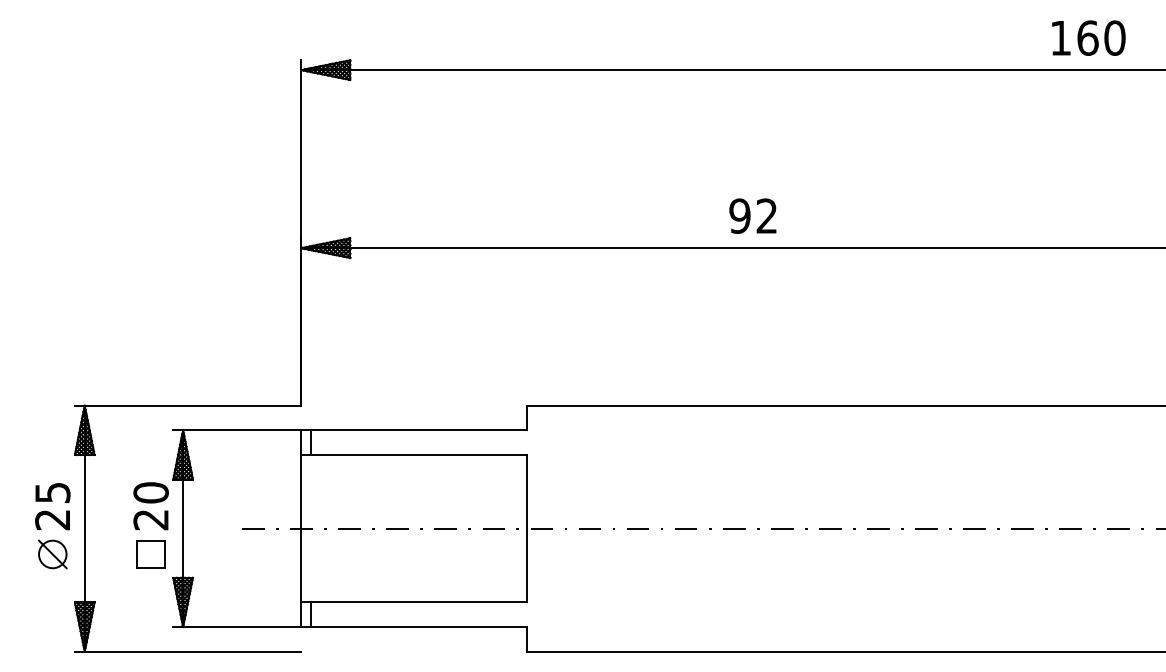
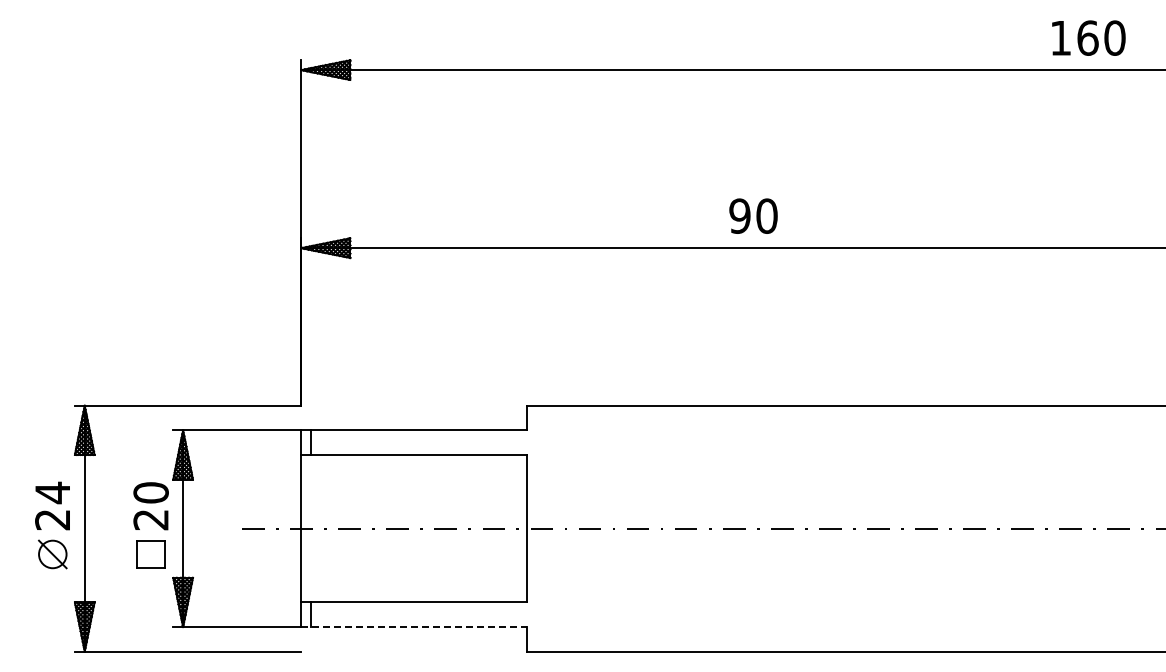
text: 92 -> 90 (766, 215)
text: 25 -> 24 (52, 492)
line: solid -> dashed (414, 627)
